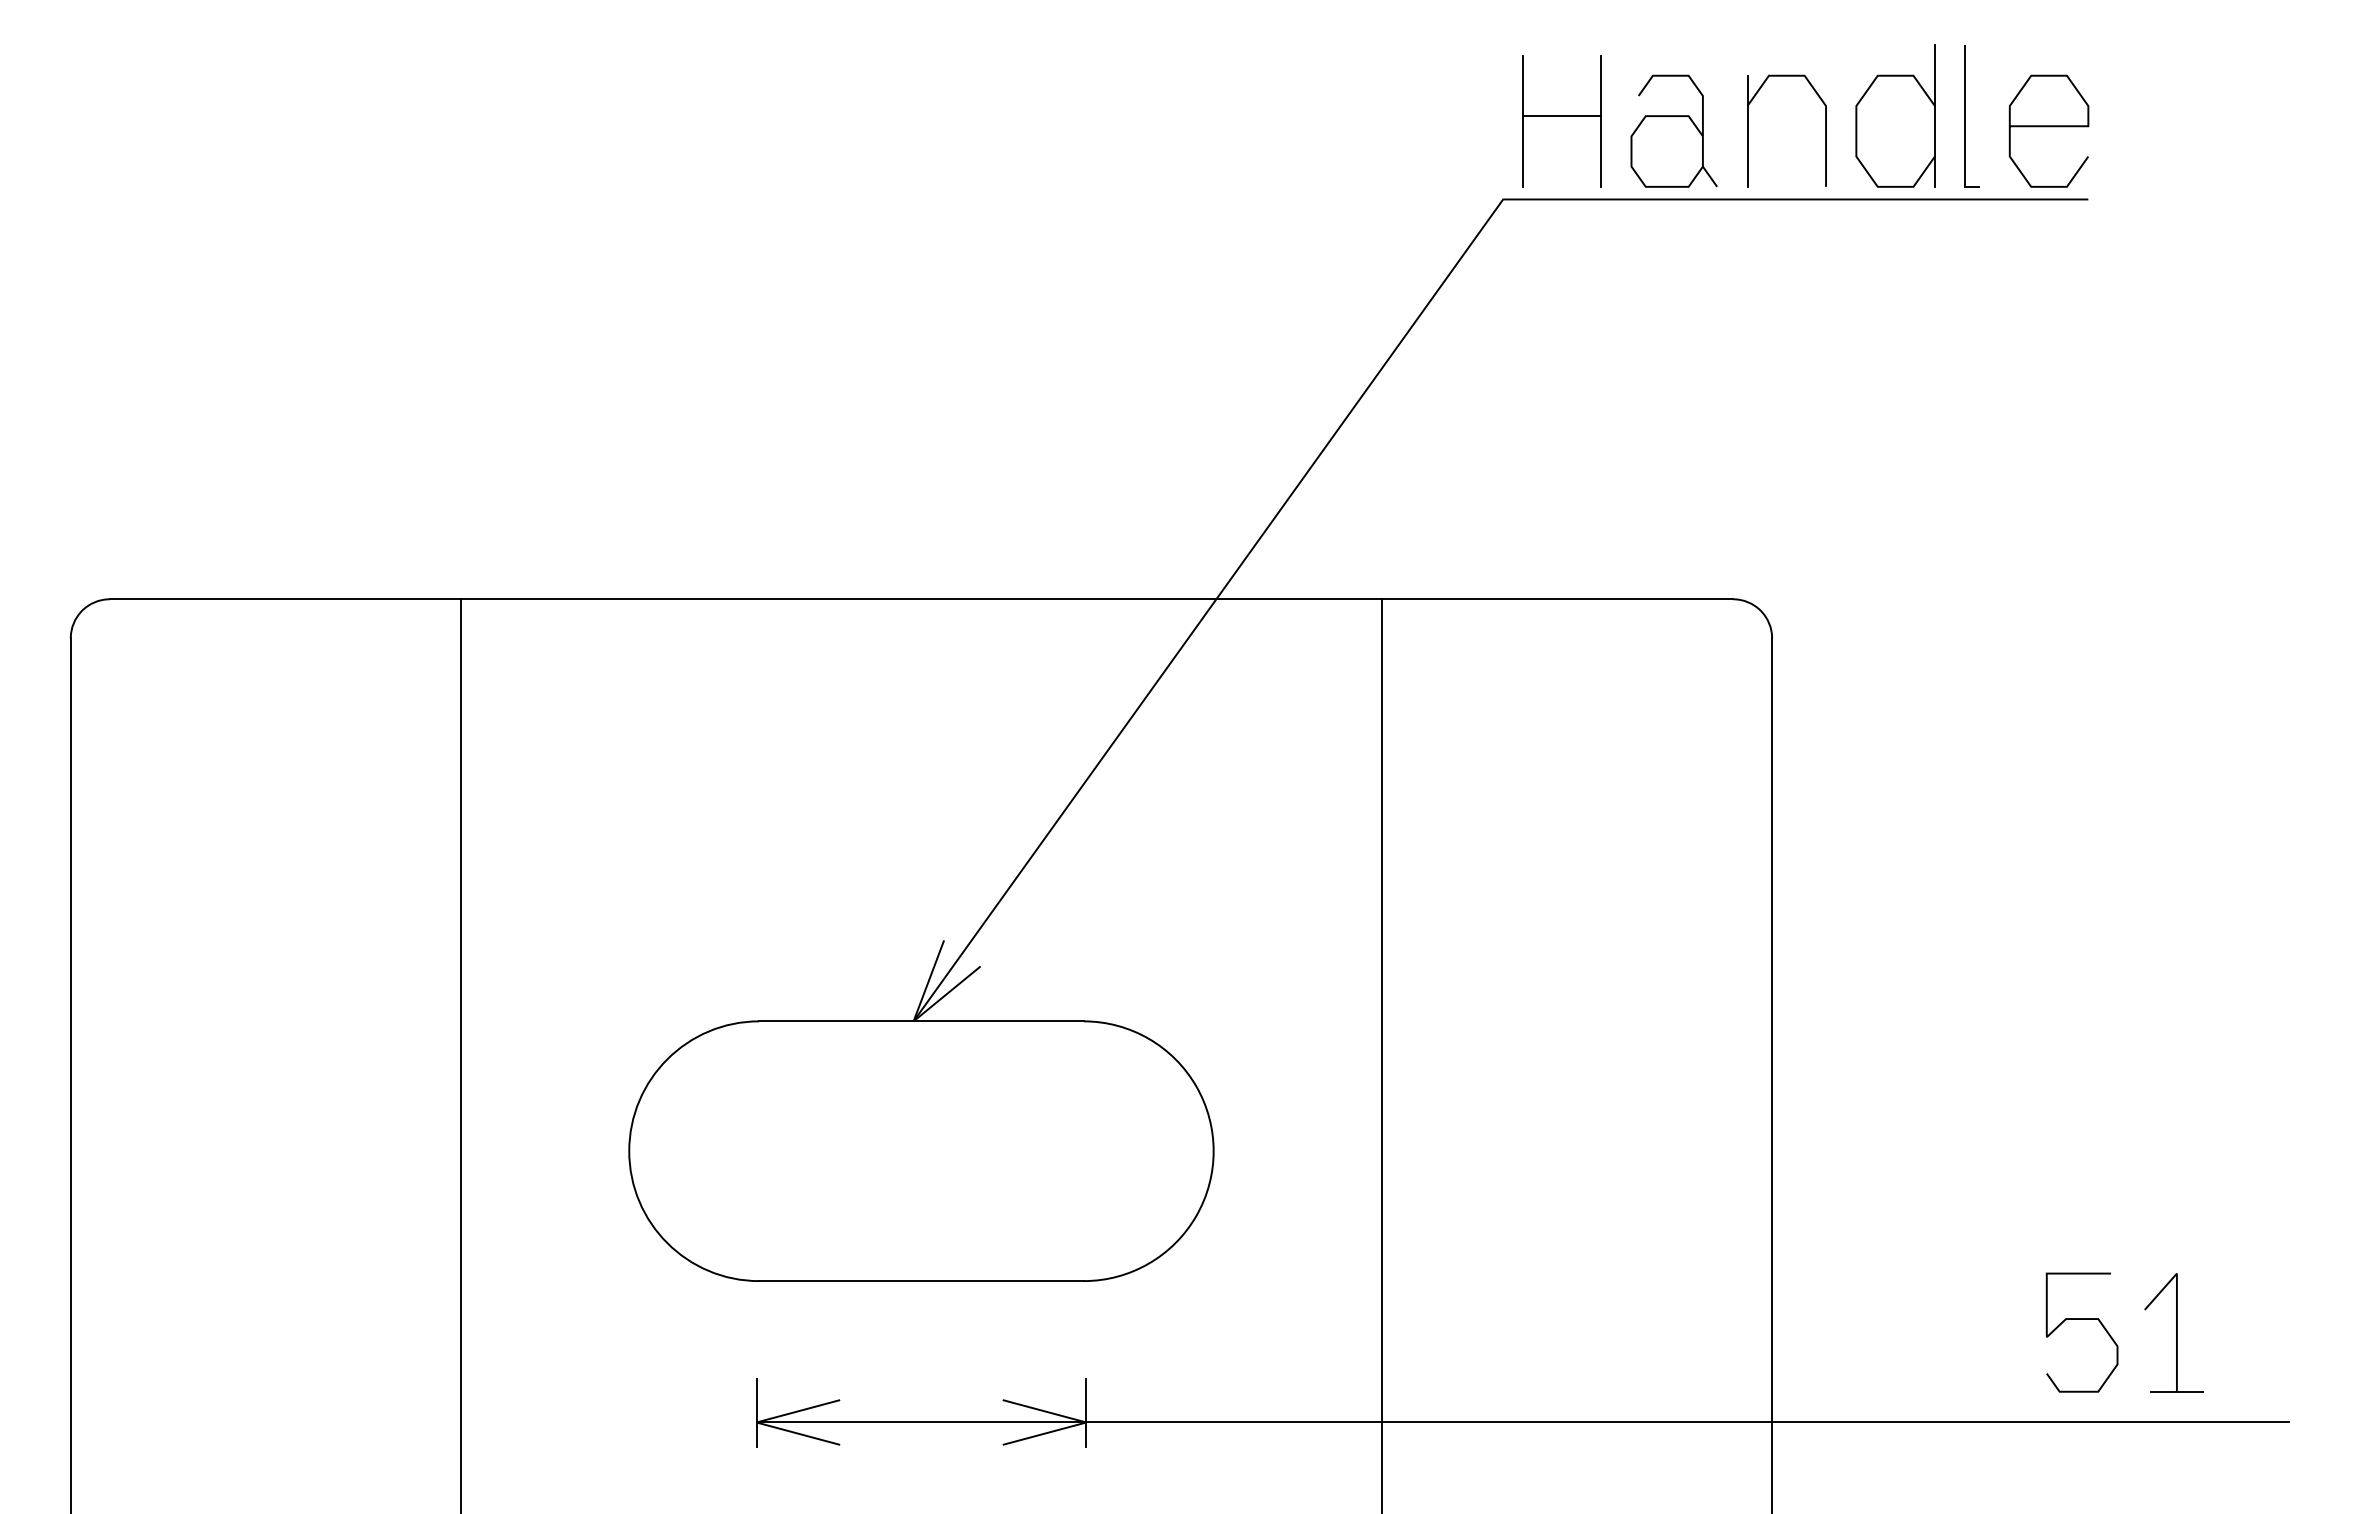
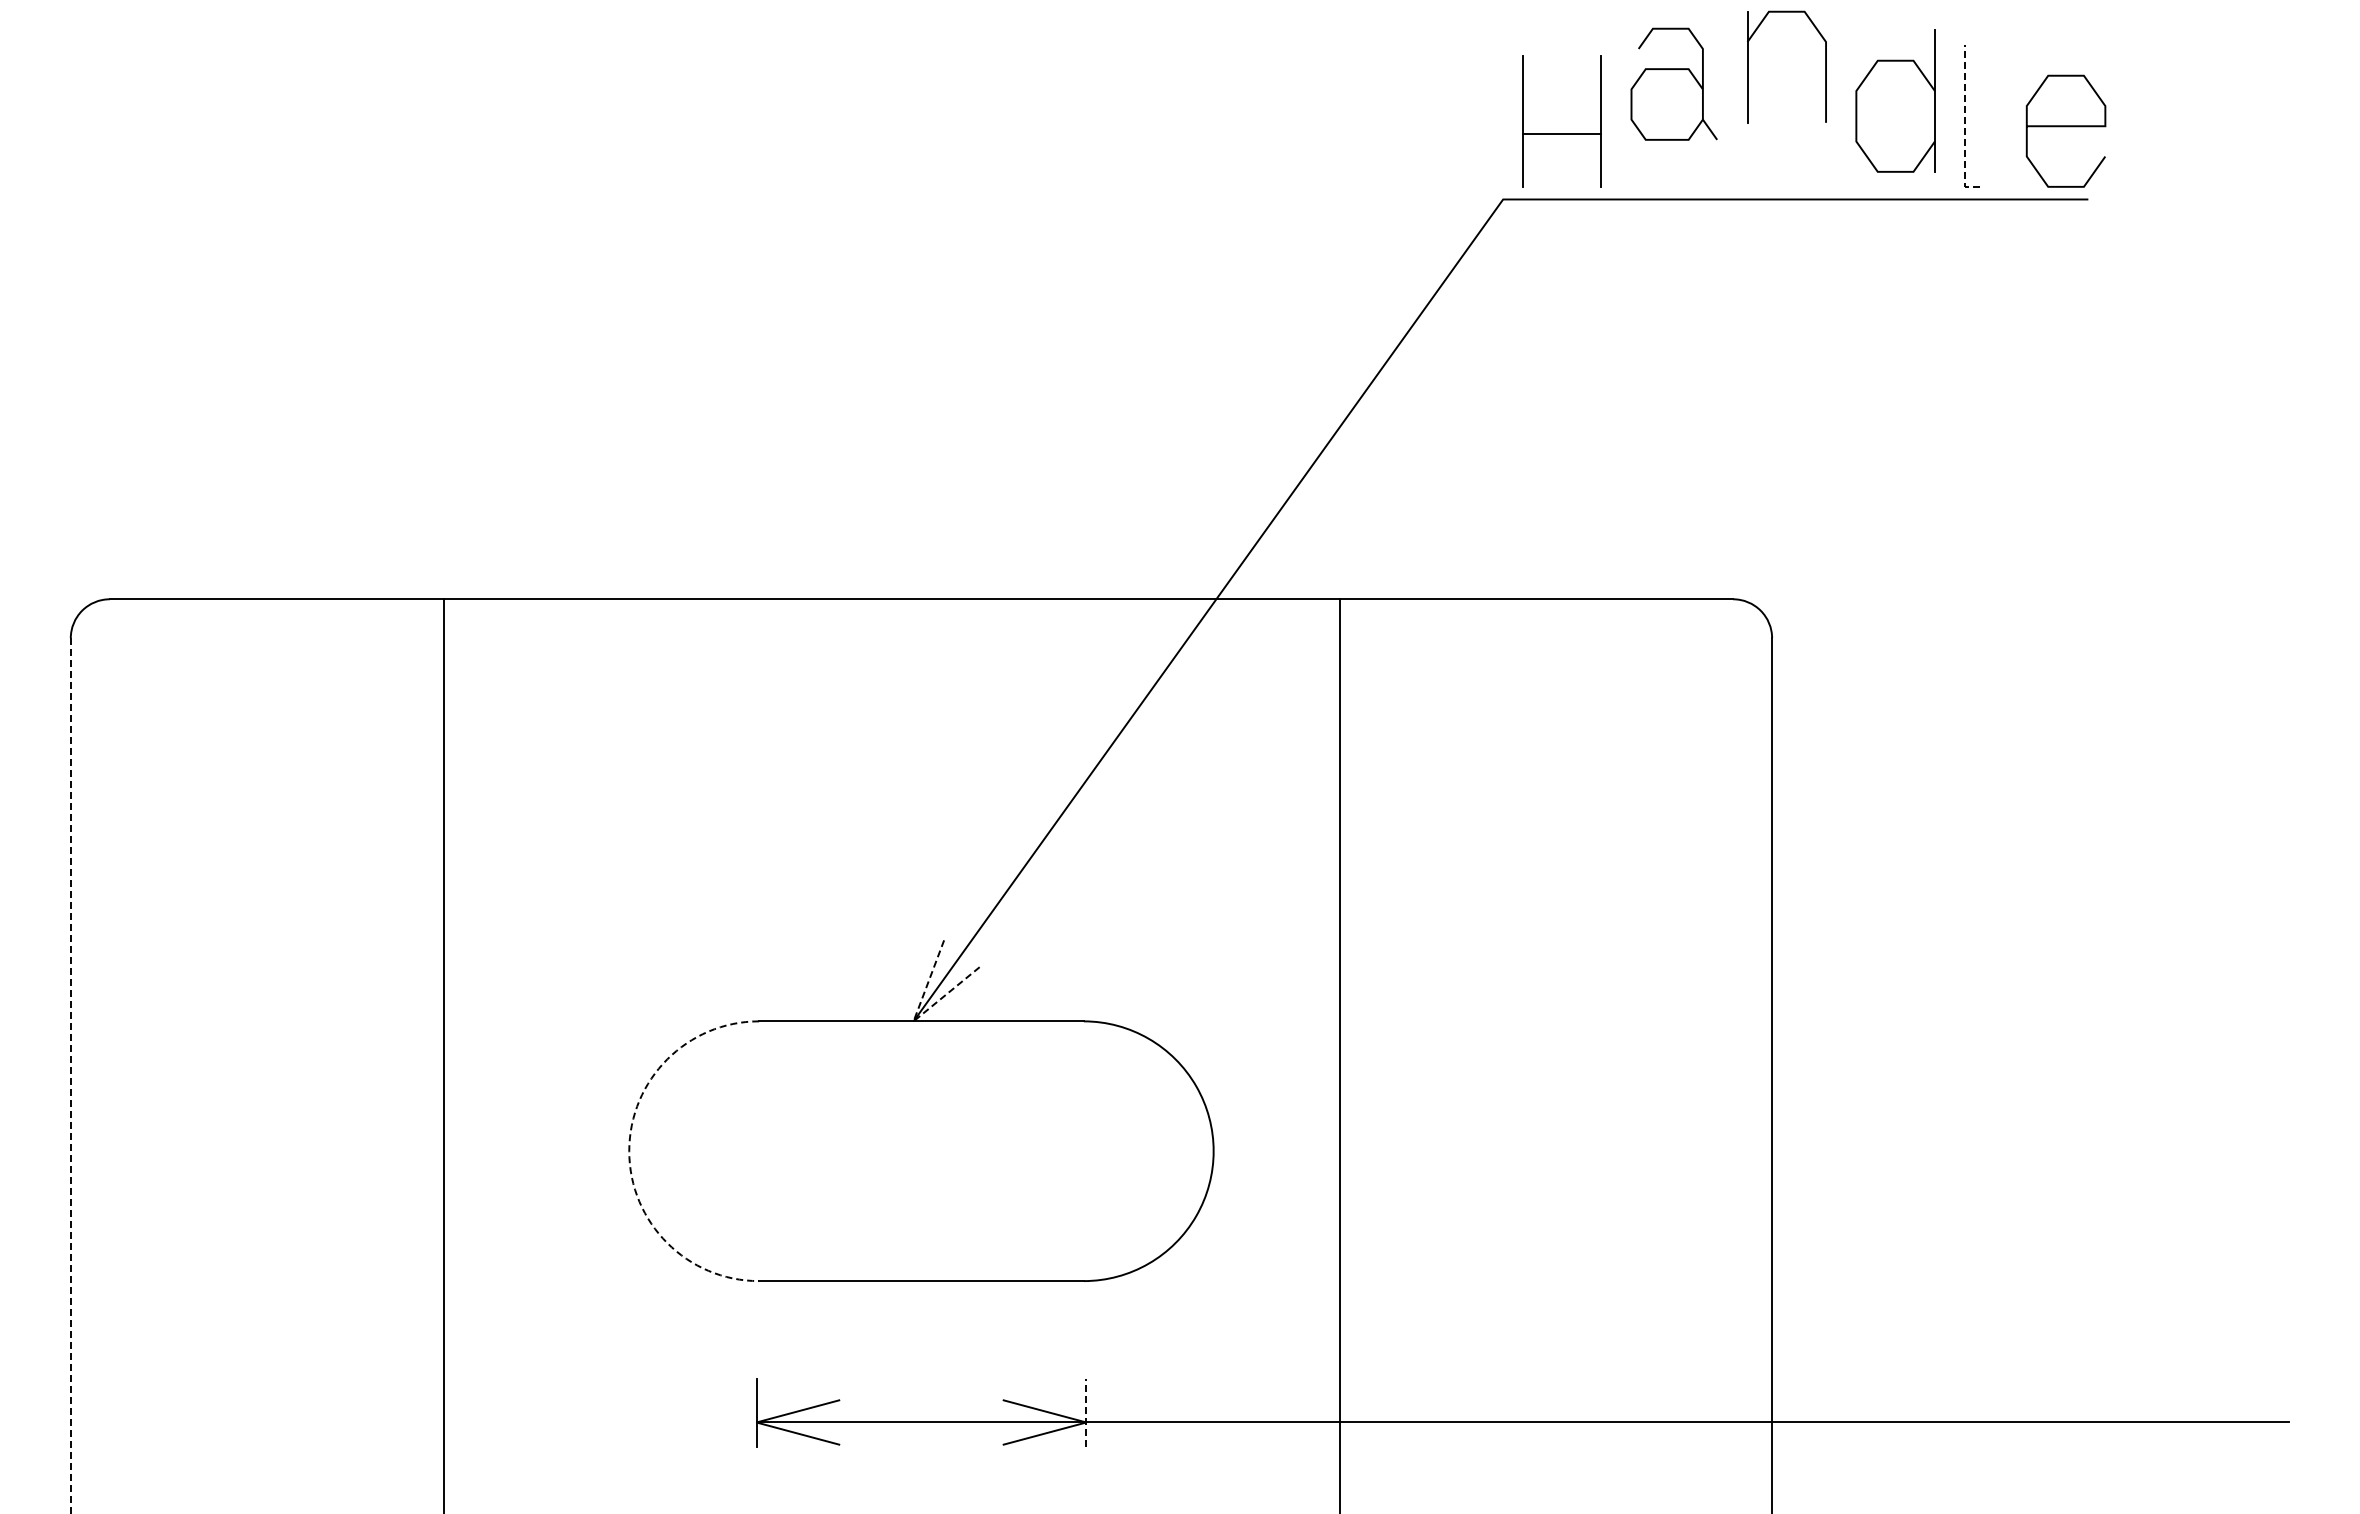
part position: (1895, 115) -> (1895, 100) (1895, 100)
line position: (1561, 116) -> (1561, 134) (1561, 134)
line: solid -> dashed (1965, 124)
curve position: (2048, 127) -> (2065, 127) (2065, 127)
part position: (1673, 130) -> (1673, 83) (1673, 83)
part position: (1748, 130) -> (1748, 66) (1748, 66)
line: solid -> dashed (913, 1021)
line position: (460, 1054) -> (443, 1054) (443, 1054)
line position: (1382, 1054) -> (1340, 1054) (1340, 1054)
line: solid -> dashed (70, 1076)
arc: solid -> dashed (629, 1151)
curve: present -> none (2081, 1319)
part: present -> none (2173, 1332)
line: solid -> dashed (1086, 1413)
